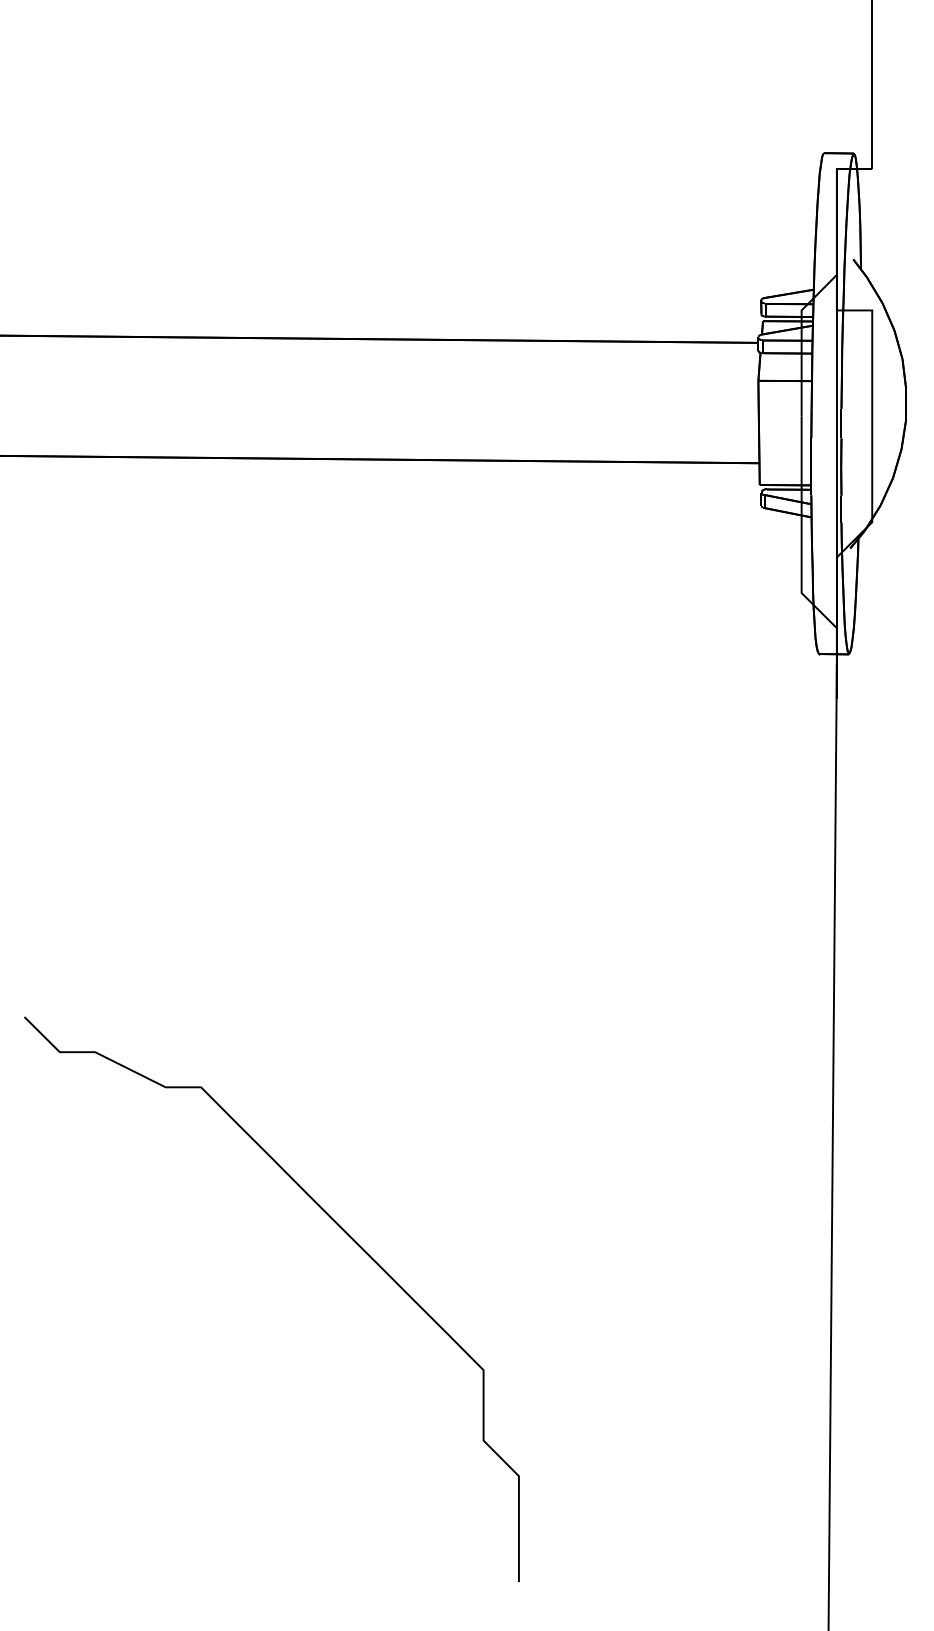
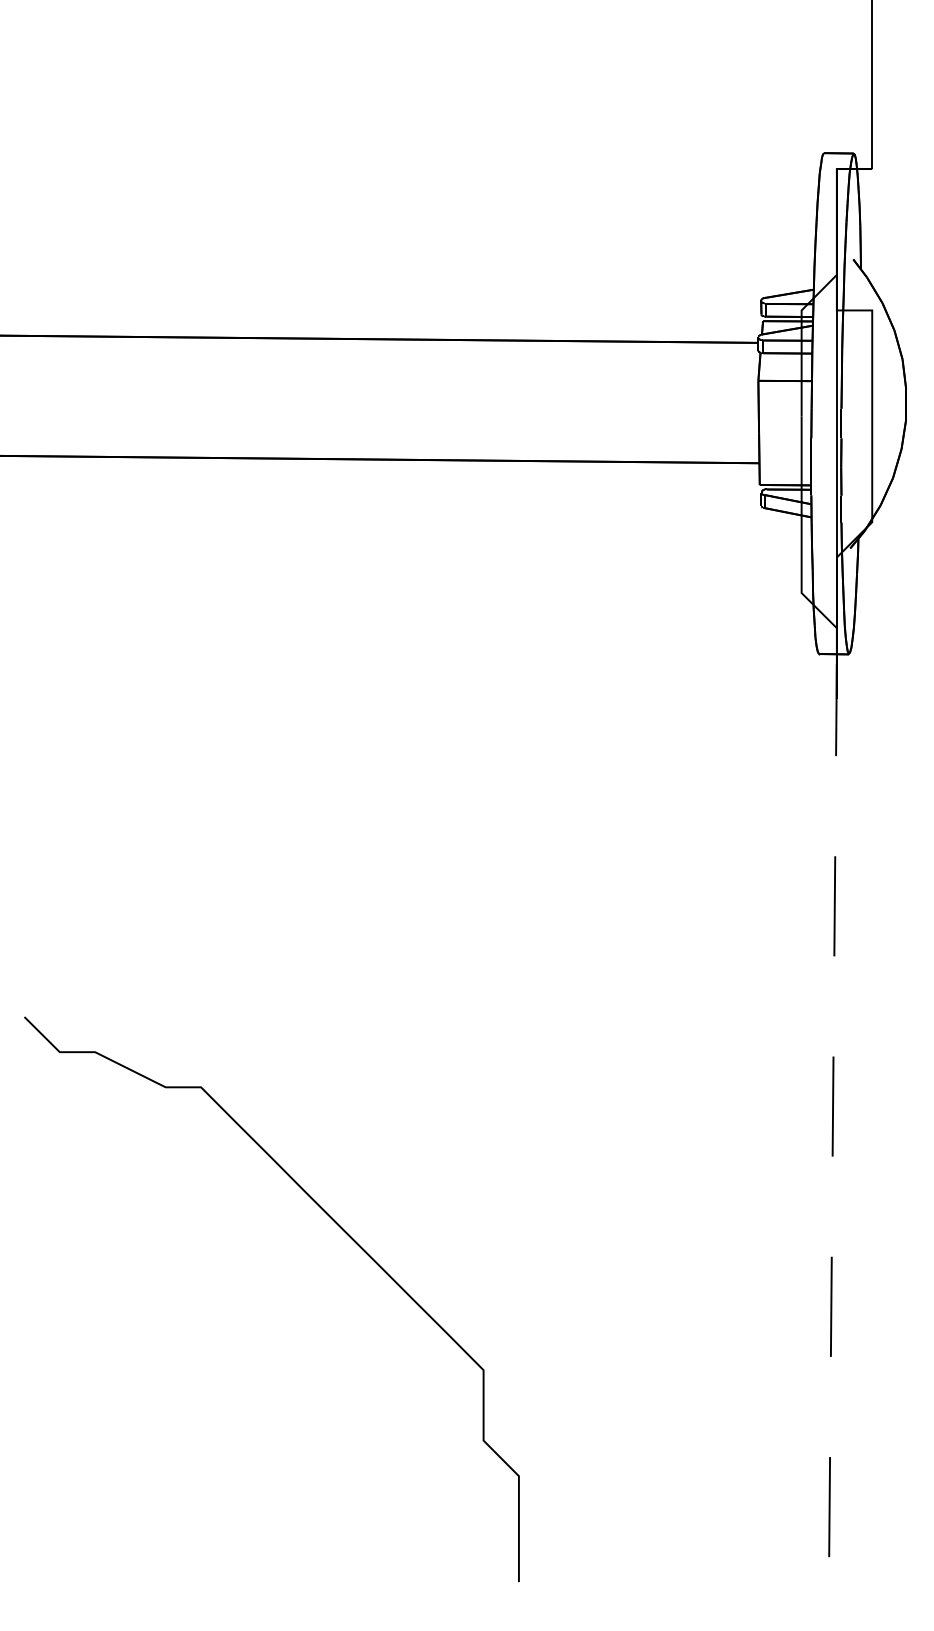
line: solid -> dashed (832, 1146)
